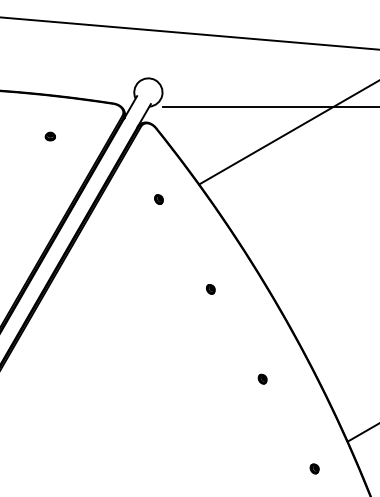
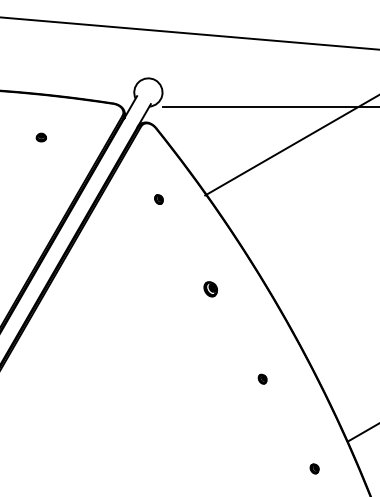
line position: (287, 132) -> (290, 145) (290, 145)
part position: (49, 136) -> (40, 137) (40, 137)
part size: 10x11 px -> 15x17 px (210, 289)
